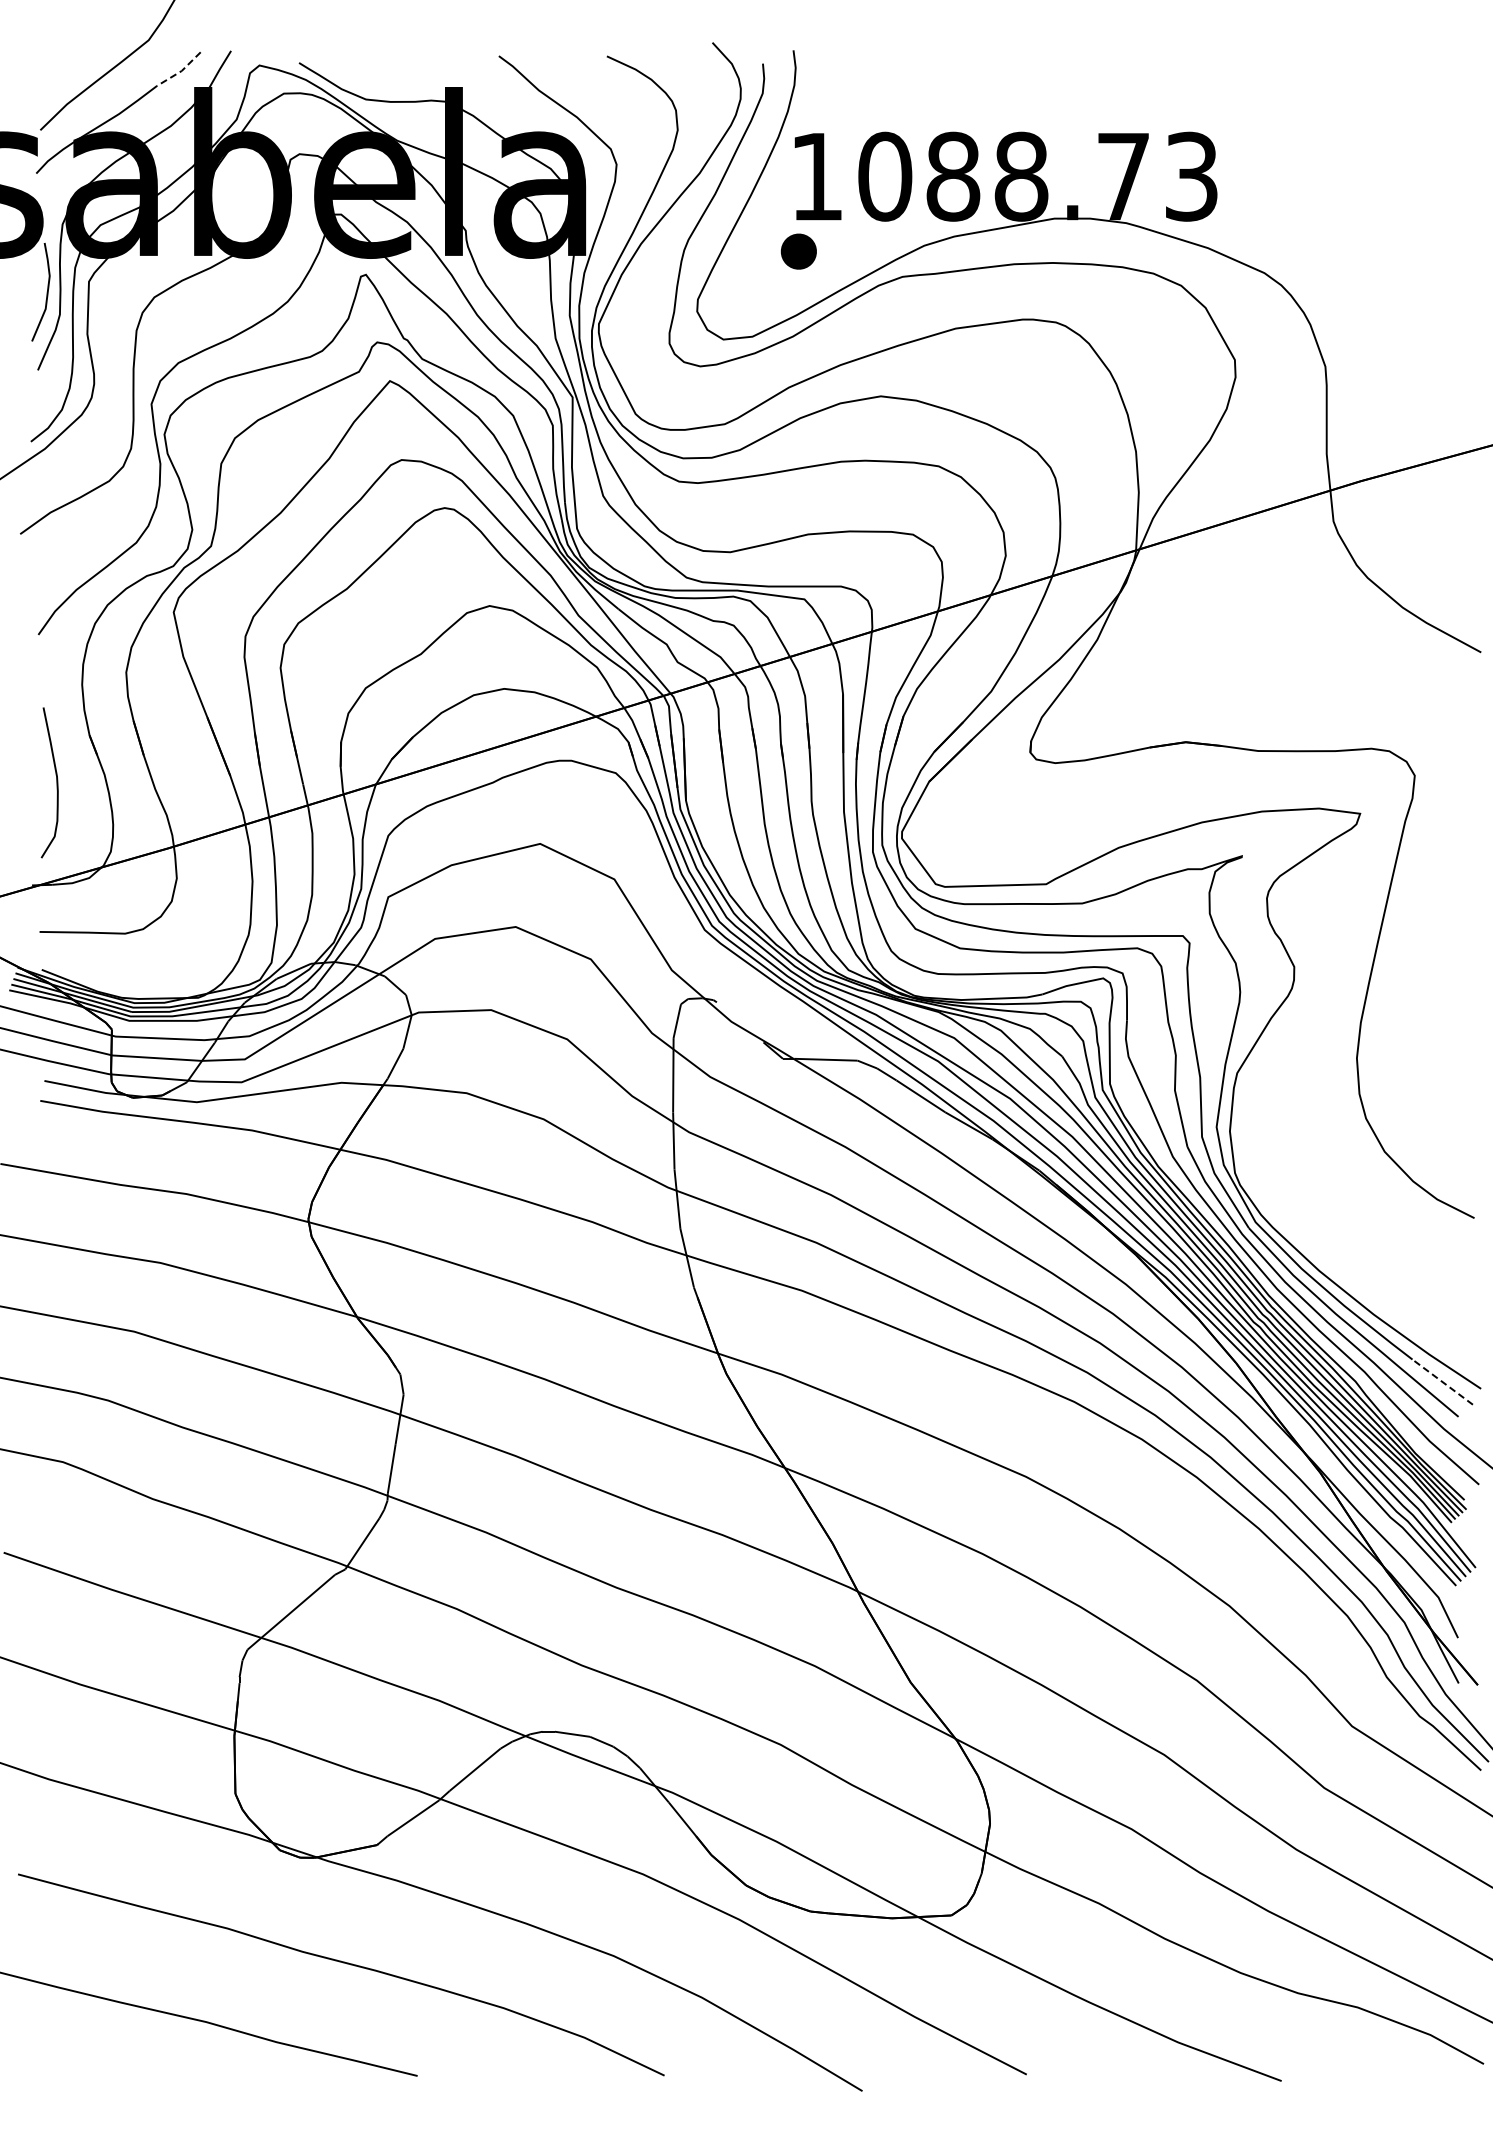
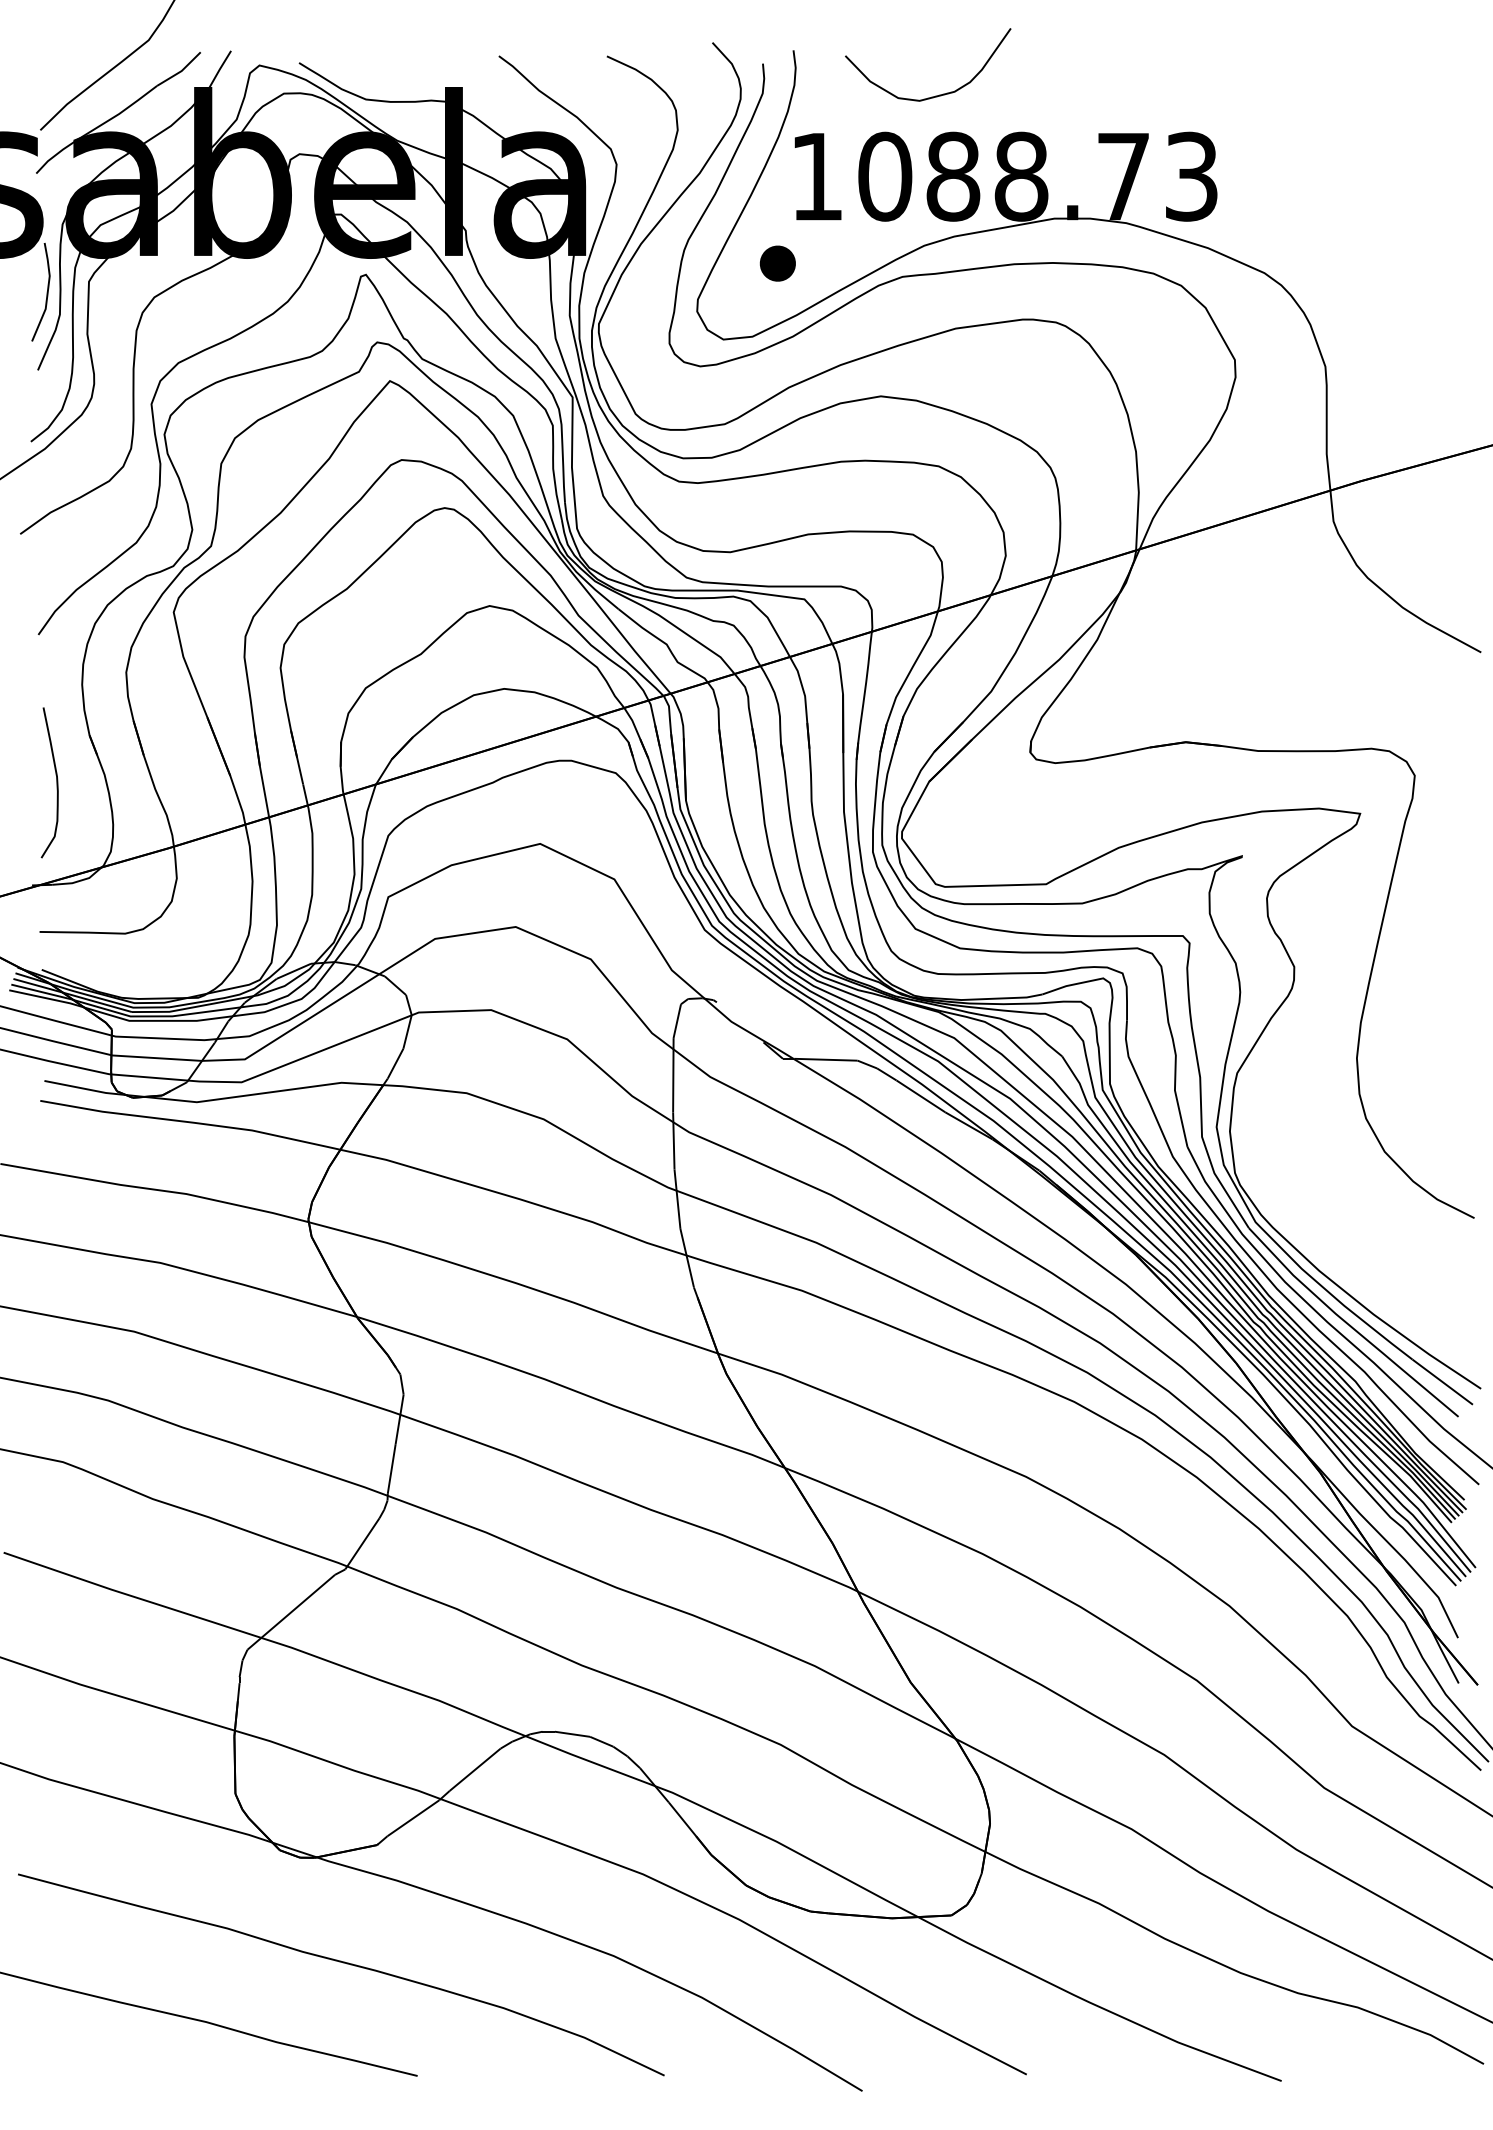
line: dashed -> solid (180, 72)
curve: none -> present (935, 95)
part position: (798, 251) -> (777, 263) (777, 263)
line: dashed -> solid (1442, 1382)
